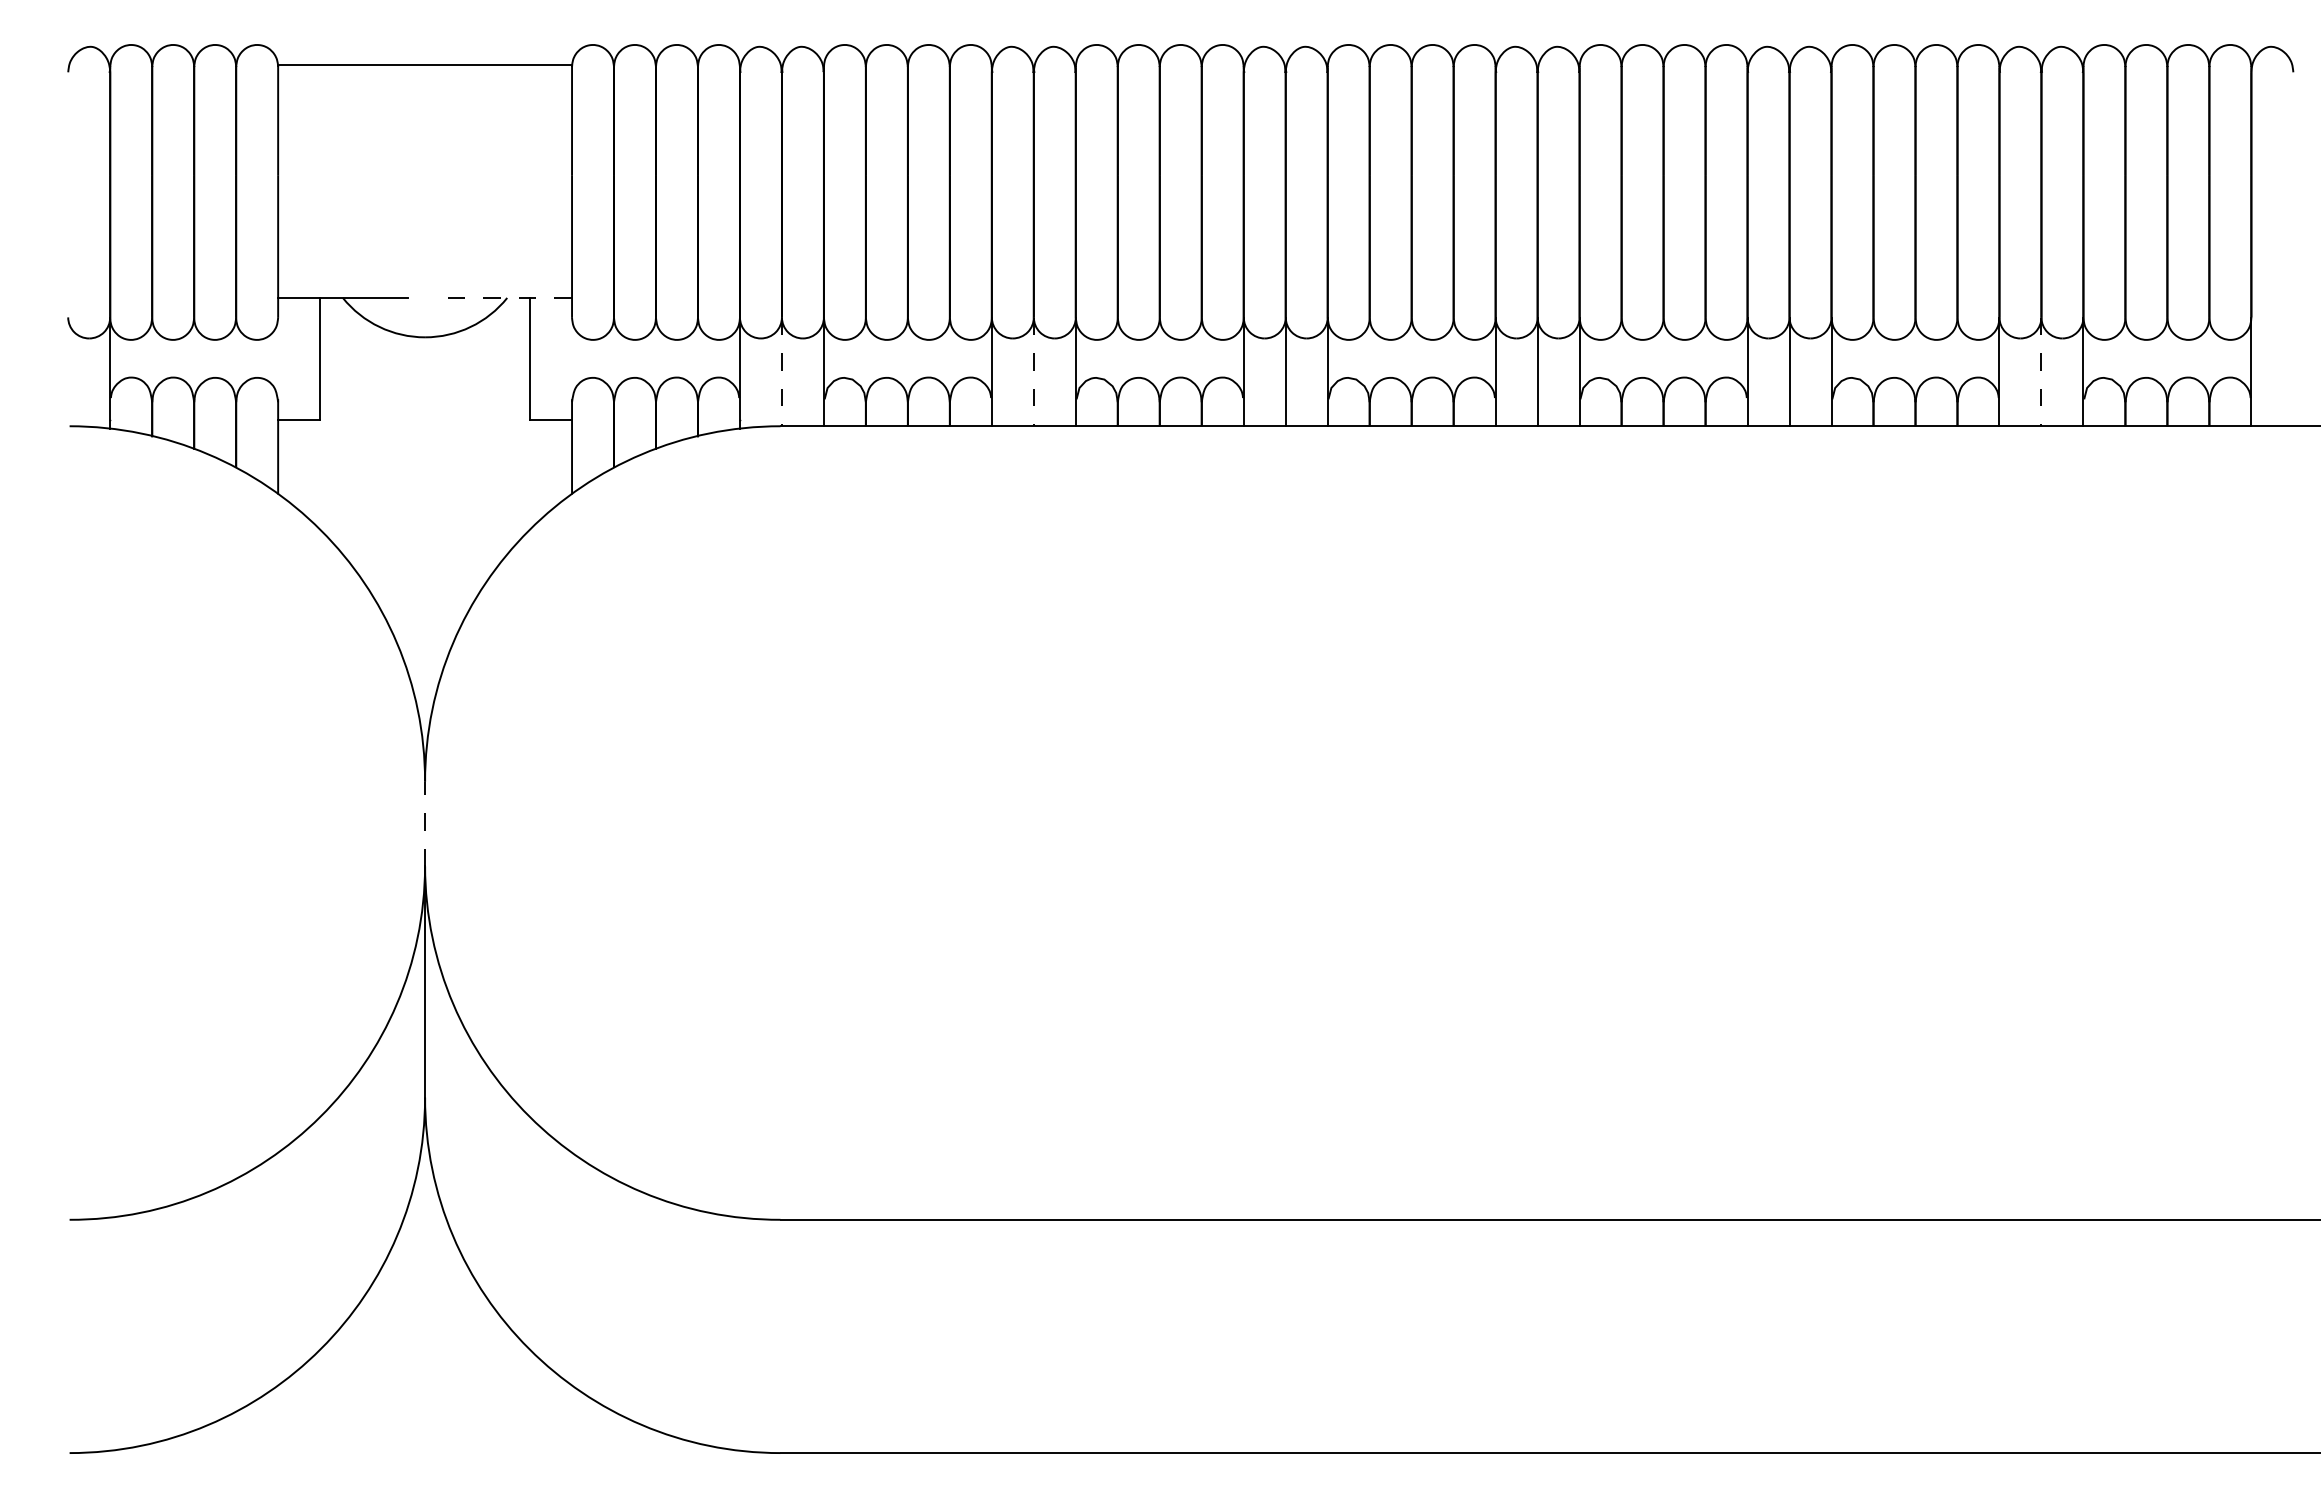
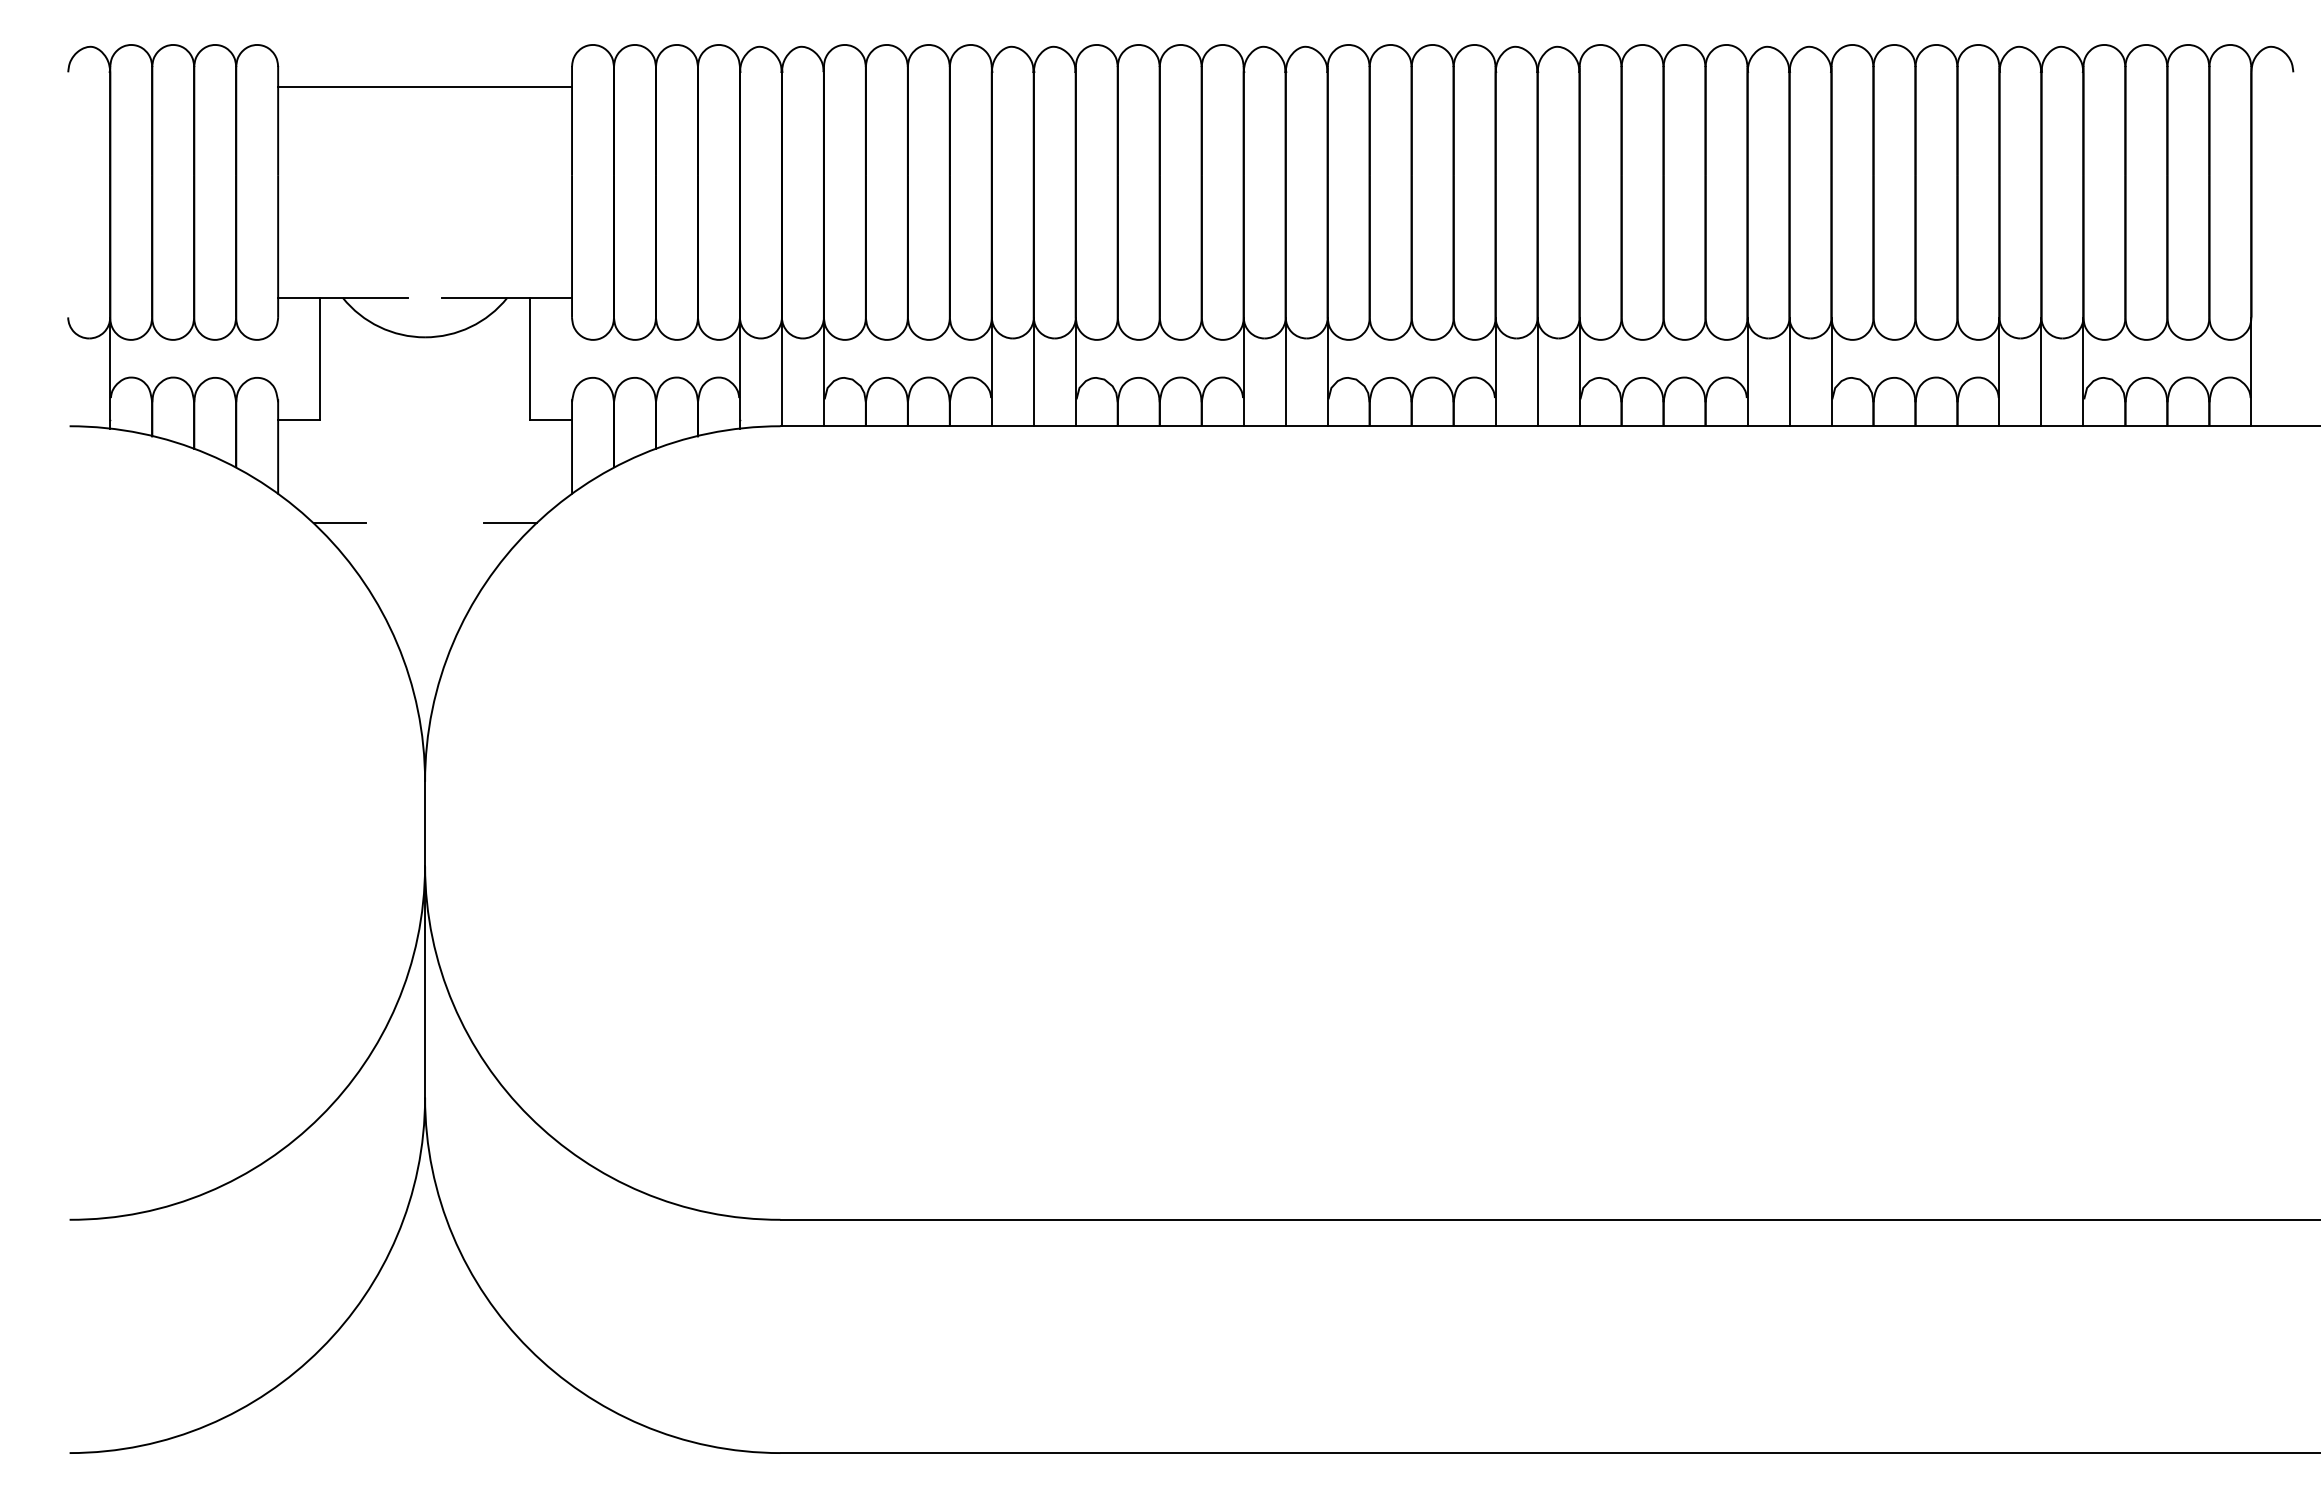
line position: (425, 64) -> (425, 86) (425, 86)
line: dashed -> solid (506, 297)
line: dashed -> solid (781, 372)
line: dashed -> solid (1033, 372)
line: dashed -> solid (2041, 372)
line: none -> present (339, 523)
line: none -> present (510, 523)
line: dashed -> solid (425, 823)
